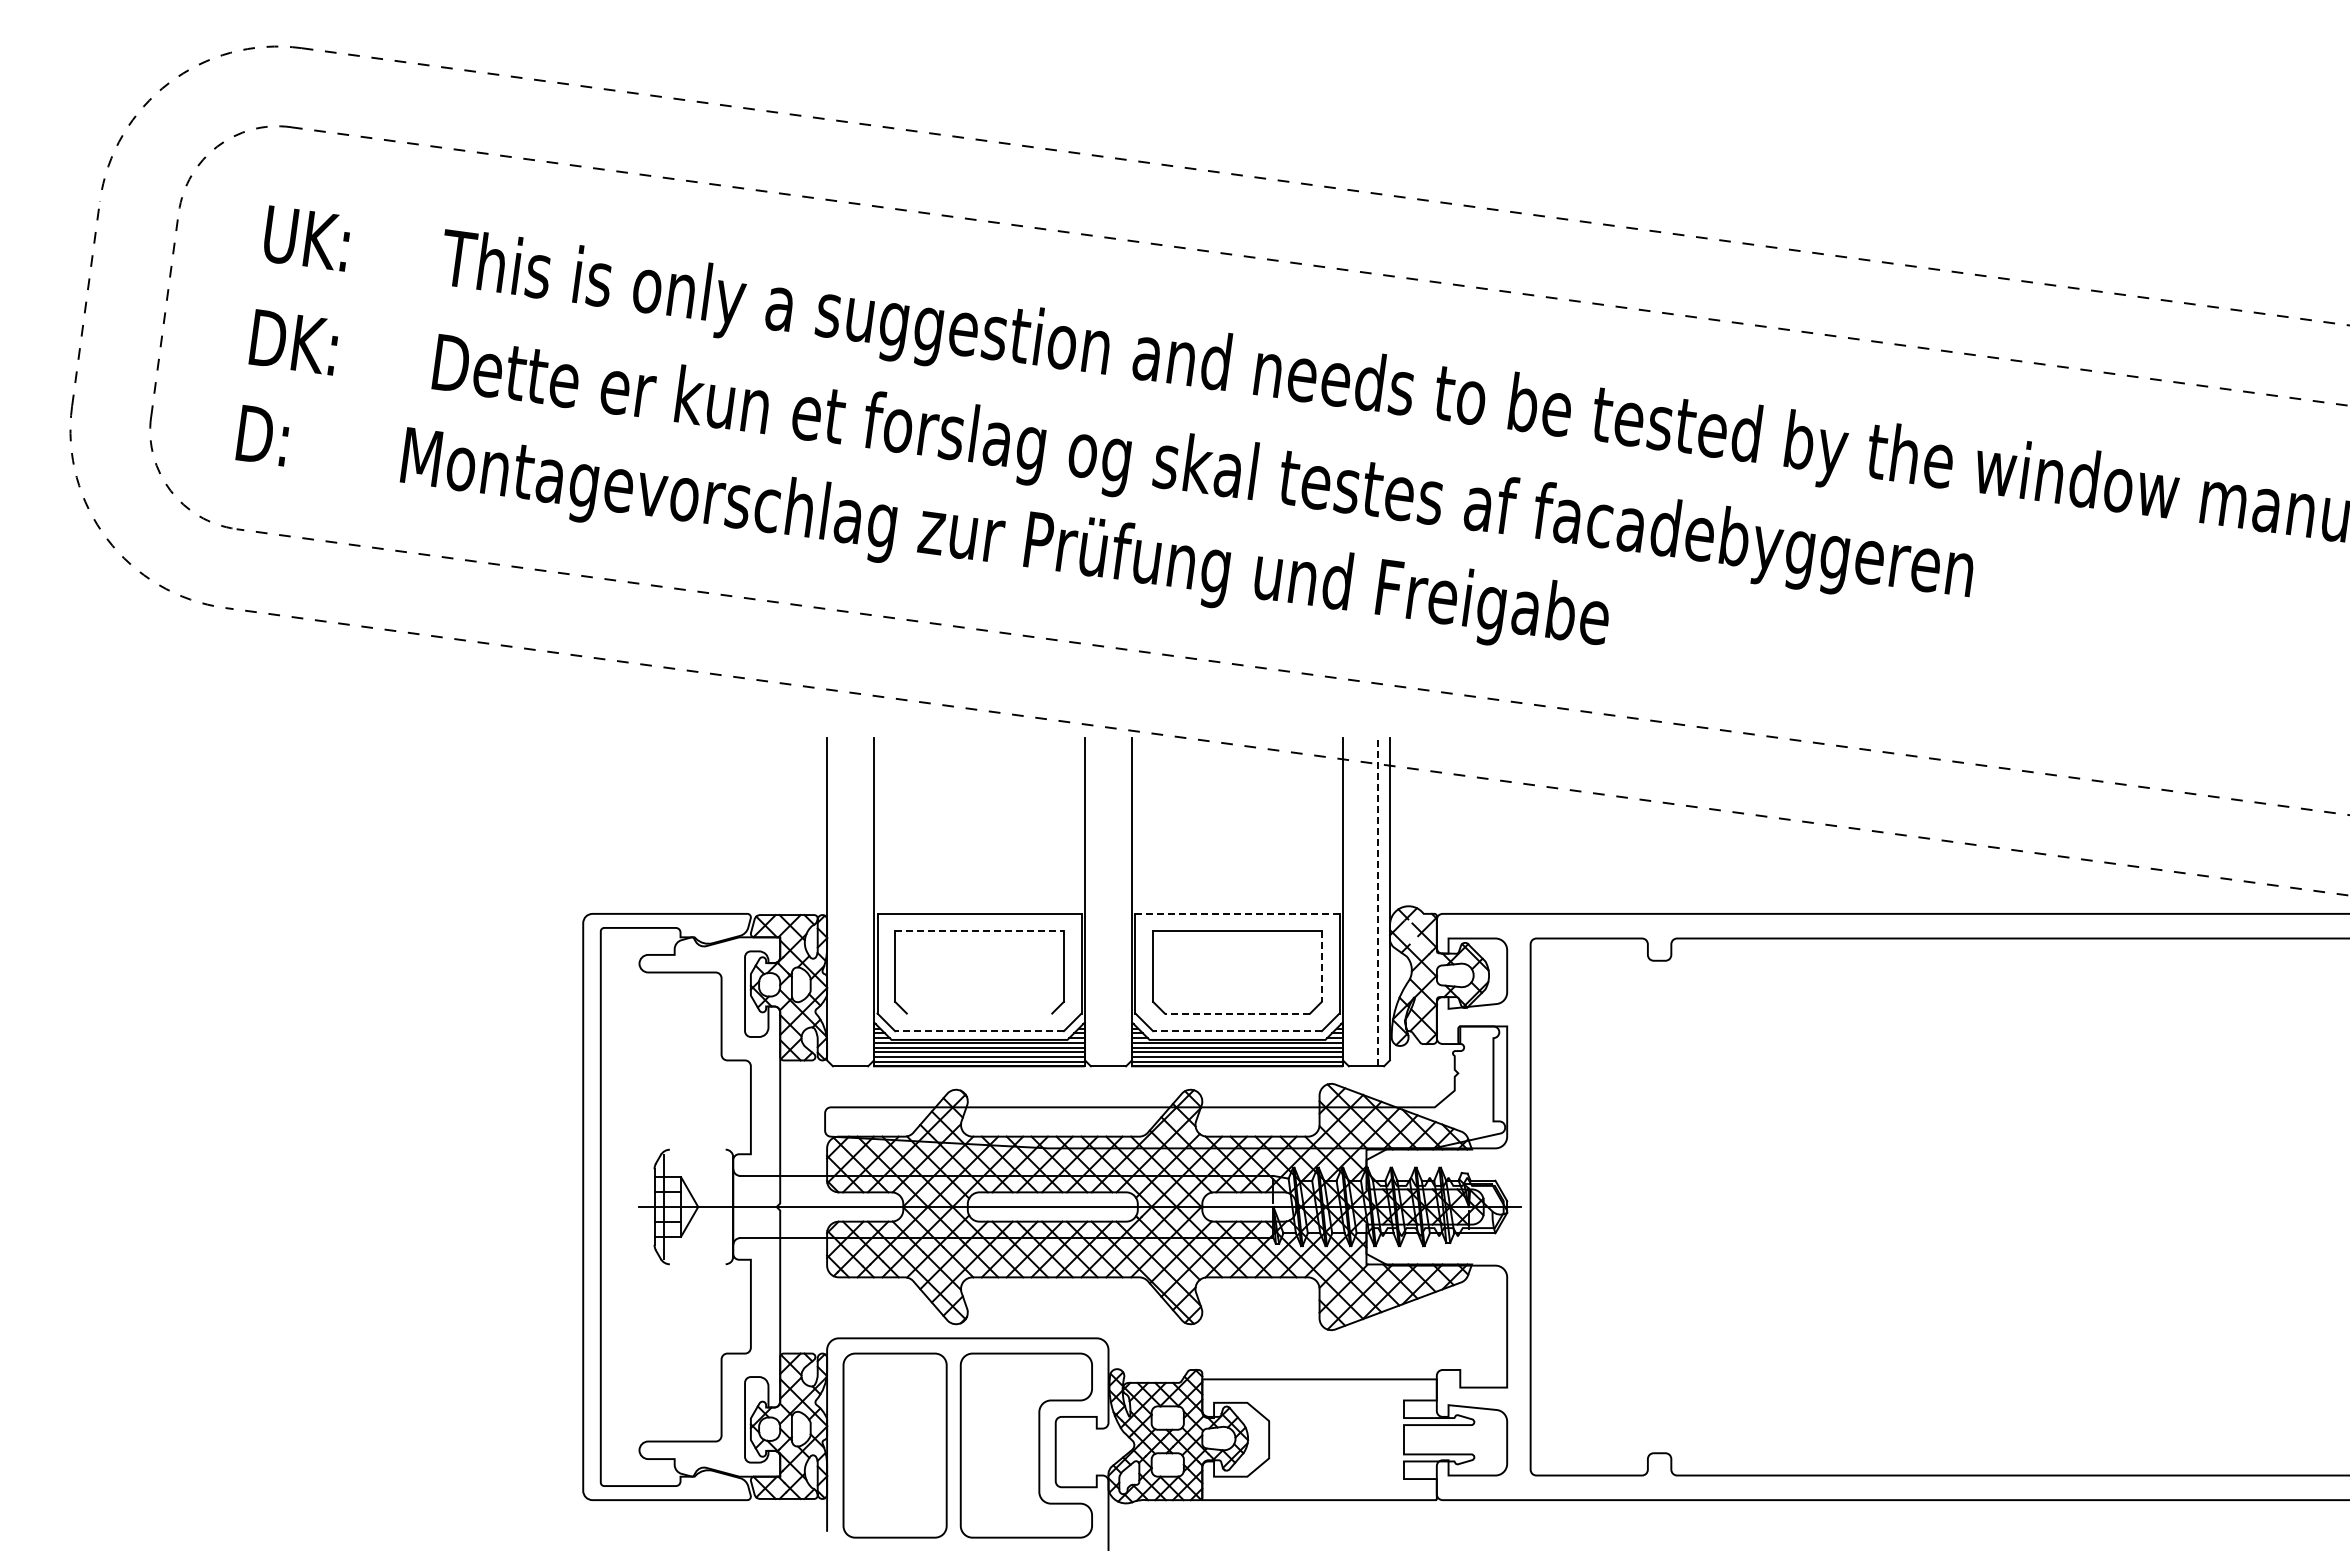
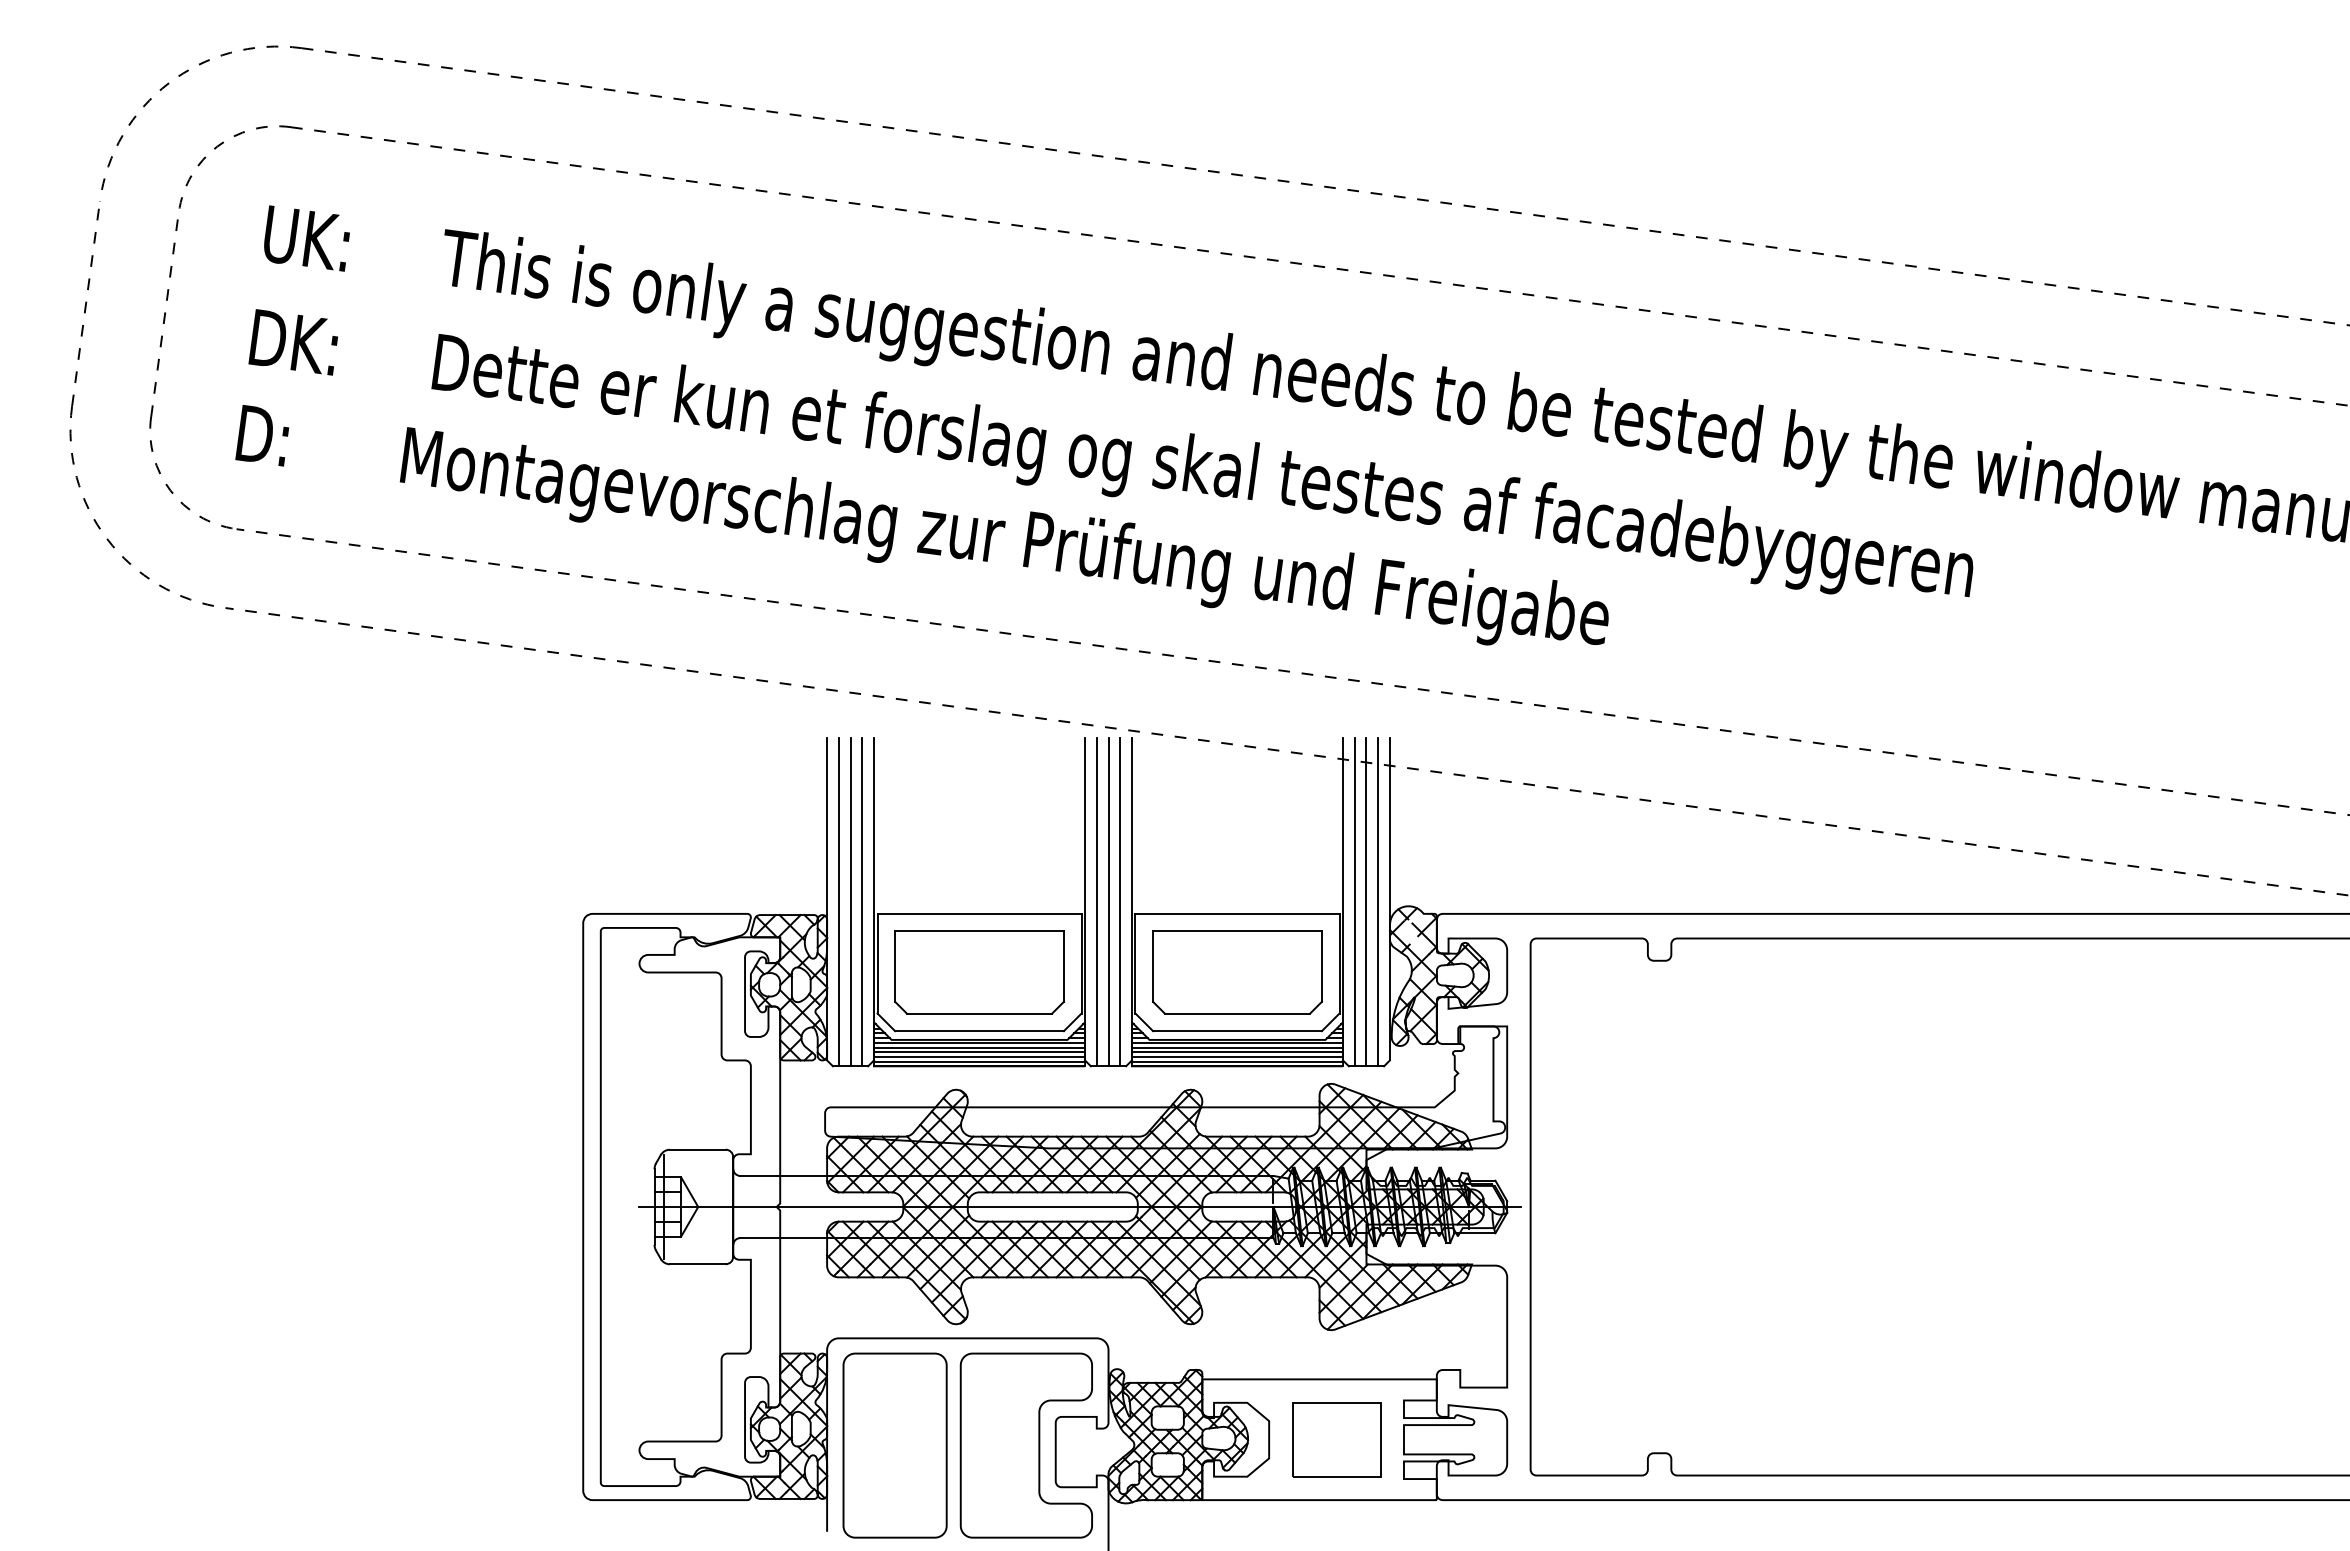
line: none -> present (838, 901)
line: none -> present (850, 901)
line: none -> present (862, 901)
line: none -> present (1096, 901)
line: none -> present (1108, 901)
line: none -> present (1120, 901)
line: none -> present (1354, 901)
line: none -> present (1366, 901)
line: dashed -> solid (1378, 901)
line: dashed -> solid (1237, 913)
line: dashed -> solid (980, 931)
line: dashed -> solid (1321, 967)
line: none -> present (979, 1013)
line: dashed -> solid (1237, 1013)
line: dashed -> solid (979, 1031)
line: dashed -> solid (1236, 1031)
line: none -> present (697, 1149)
line: none -> present (697, 1264)
part: none -> present (1336, 1439)
